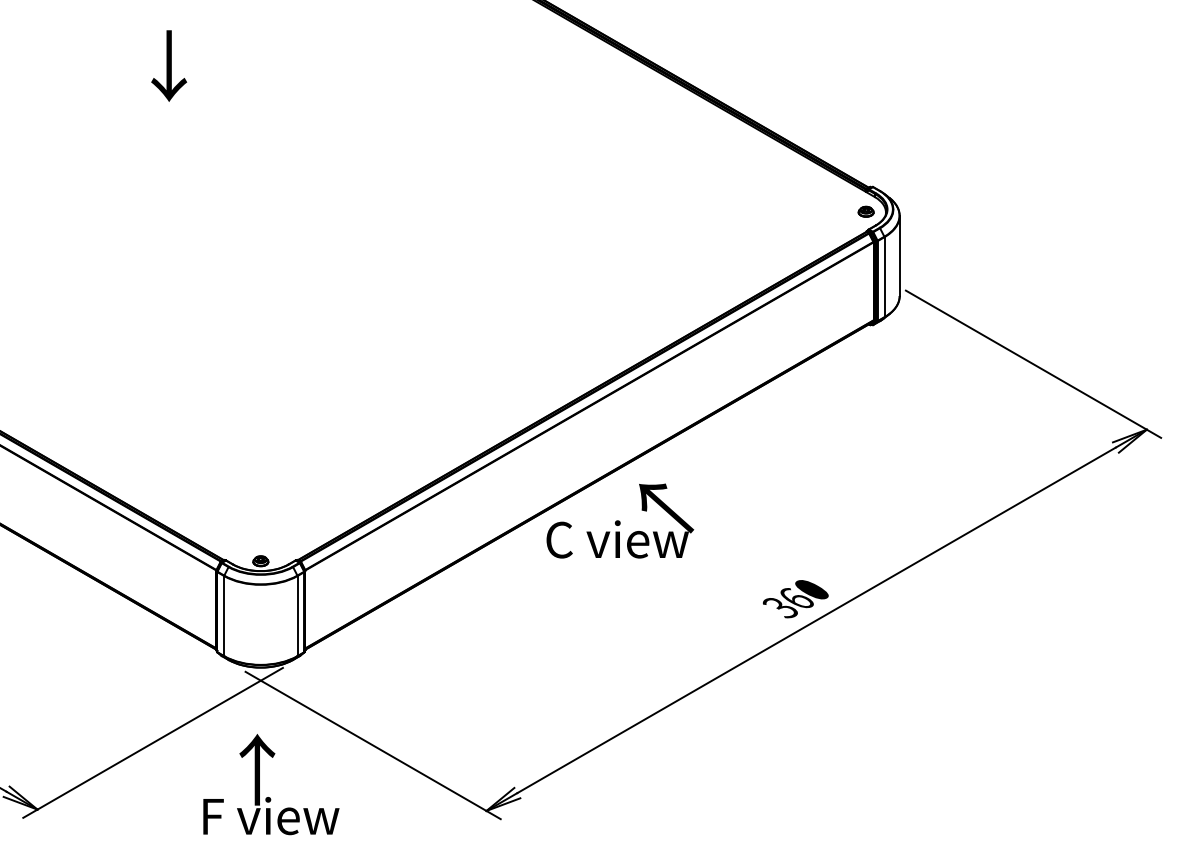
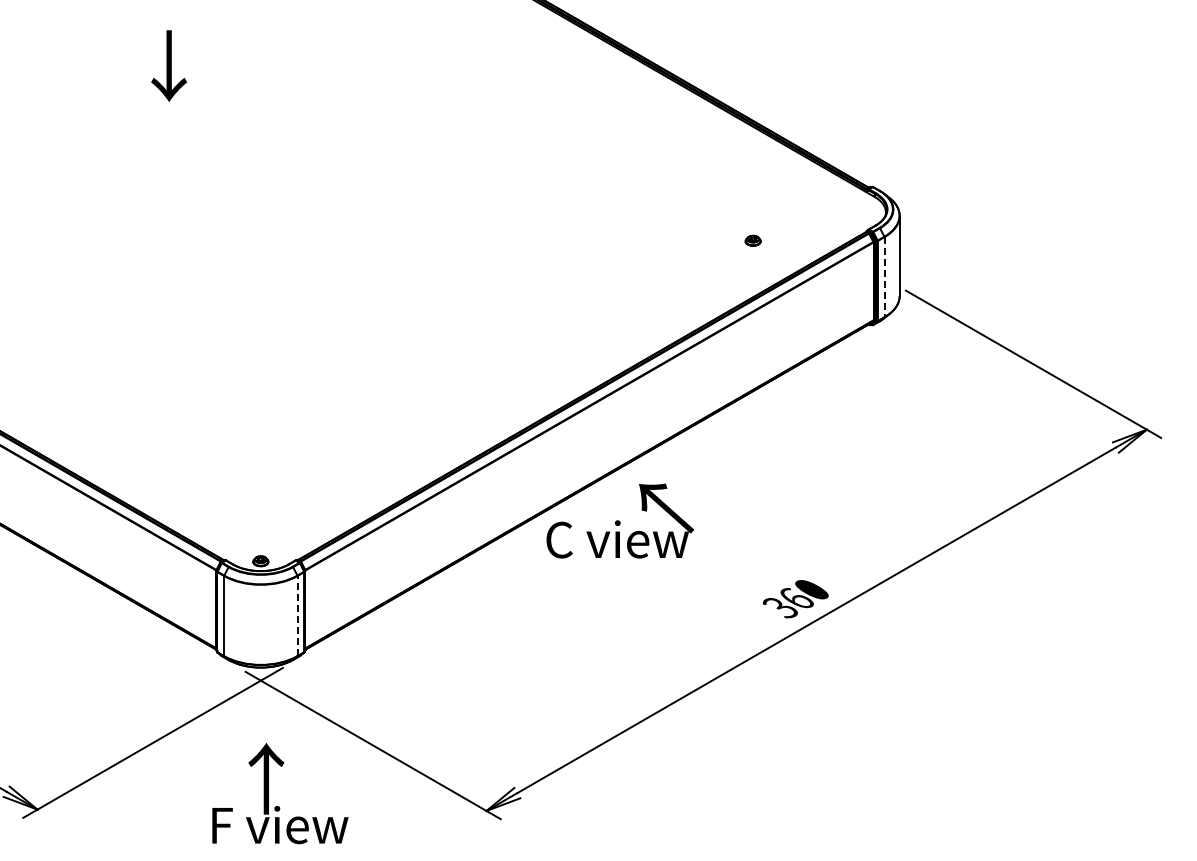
part position: (865, 211) -> (752, 240) (752, 240)
line: solid -> dashed (884, 277)
line: solid -> dashed (297, 615)
text position: (271, 784) -> (280, 793) (280, 793)
